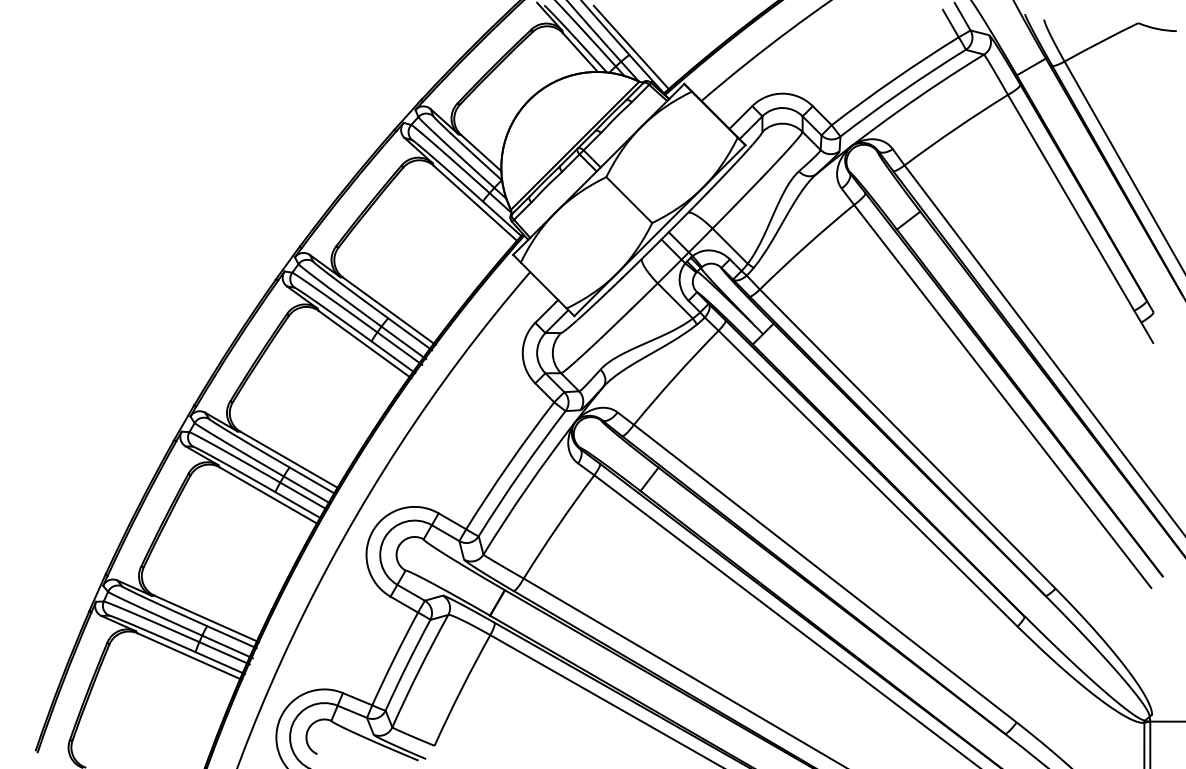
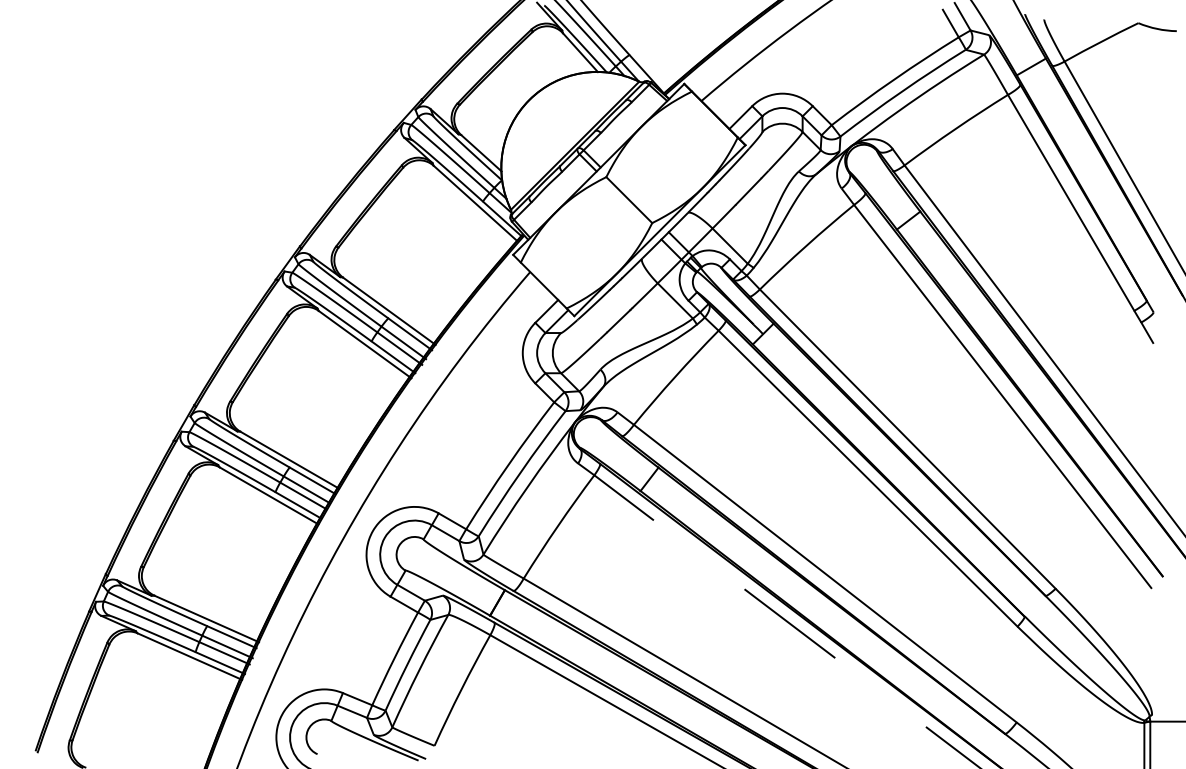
line: present -> none (630, 47)
line: solid -> dashed (787, 621)
